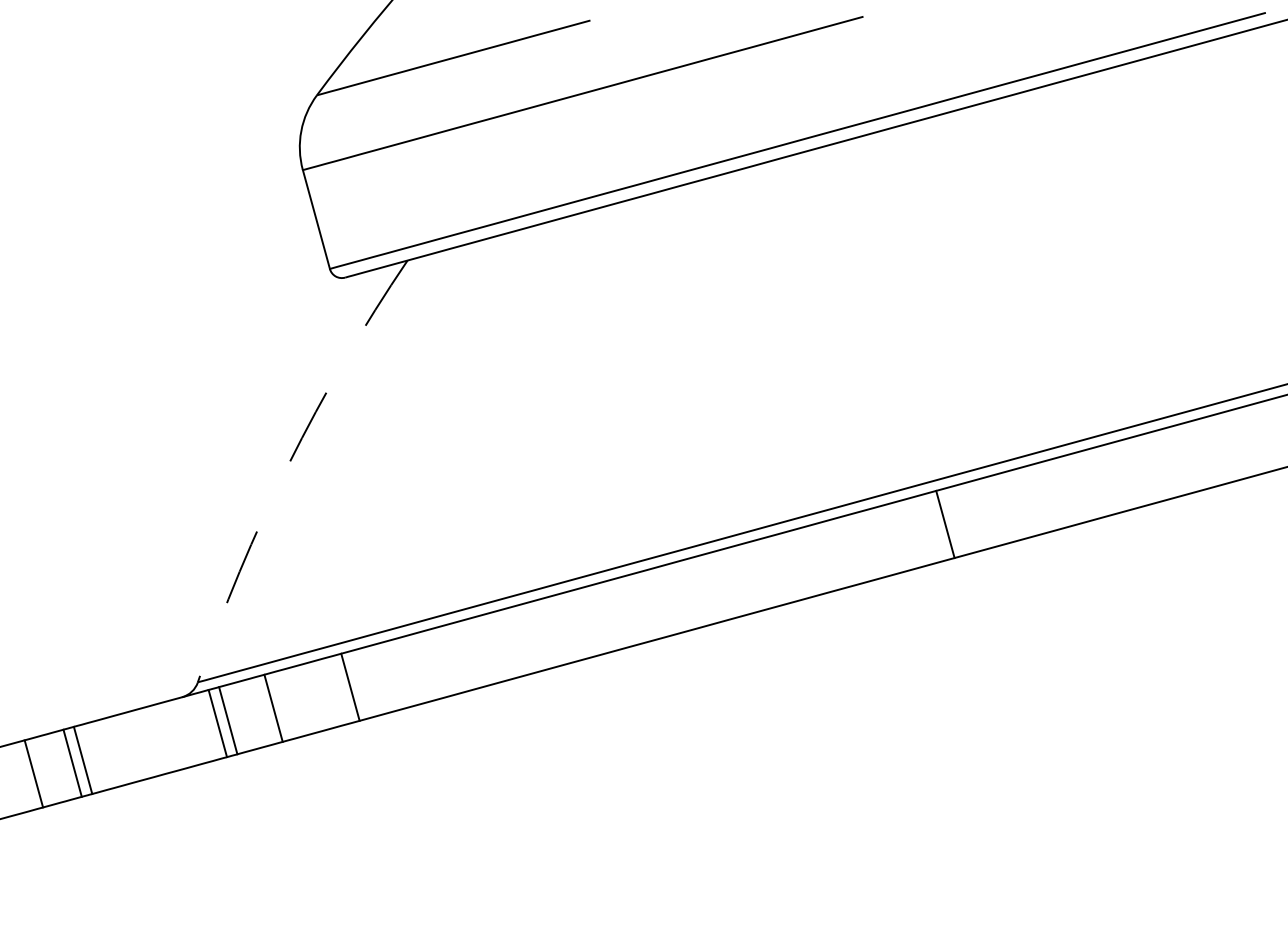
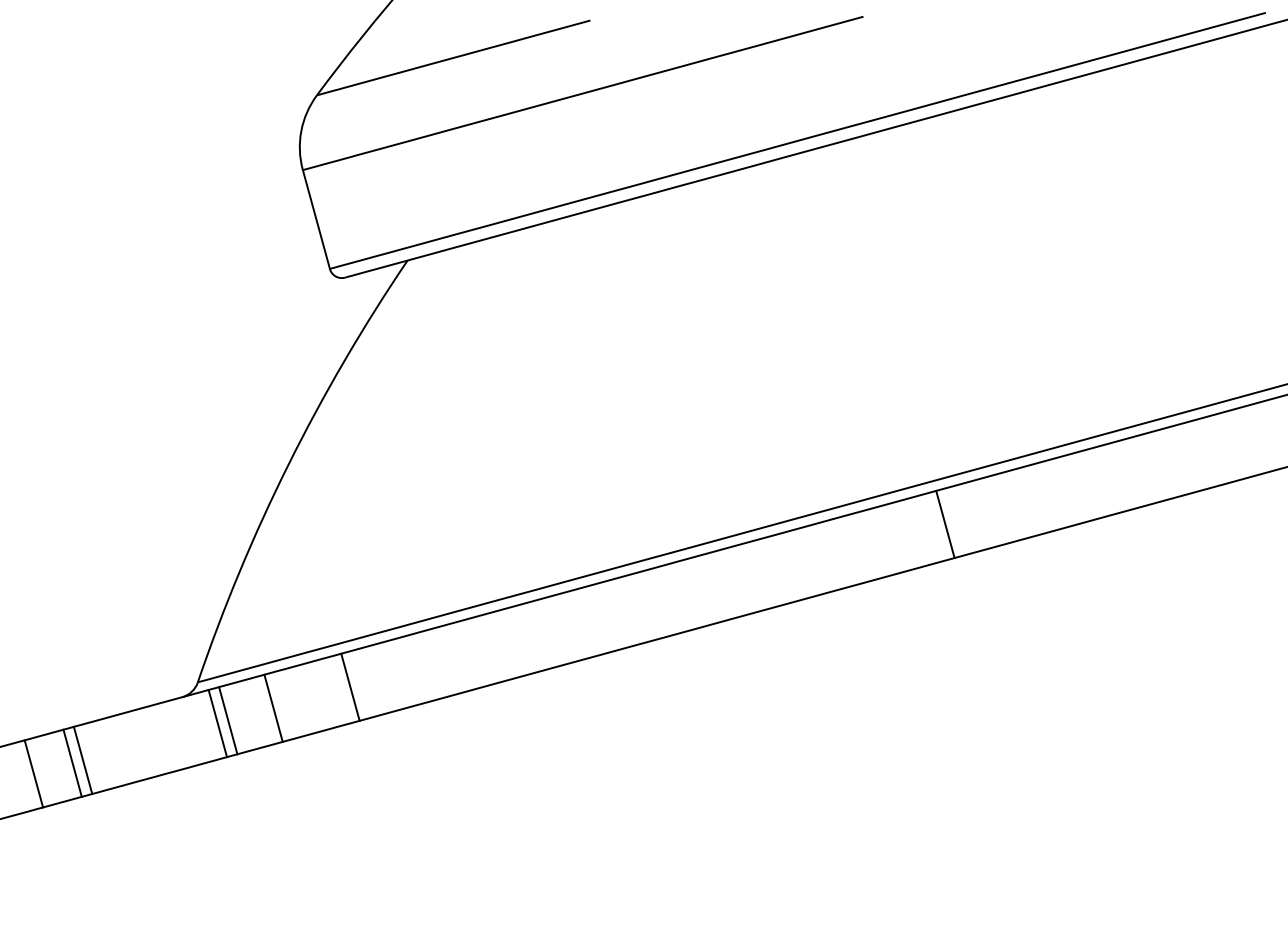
arc: dashed -> solid (288, 464)
